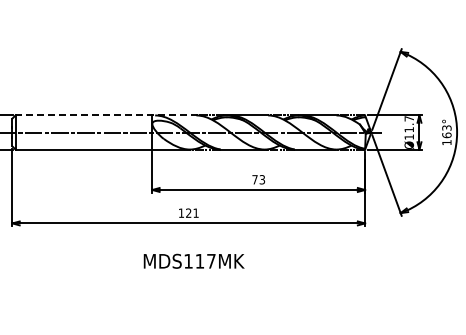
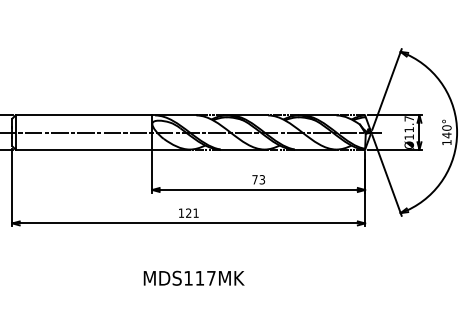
line: dashed -> solid (106, 115)
text: 163° -> 140° (446, 131)
text position: (193, 260) -> (193, 277) (193, 277)
